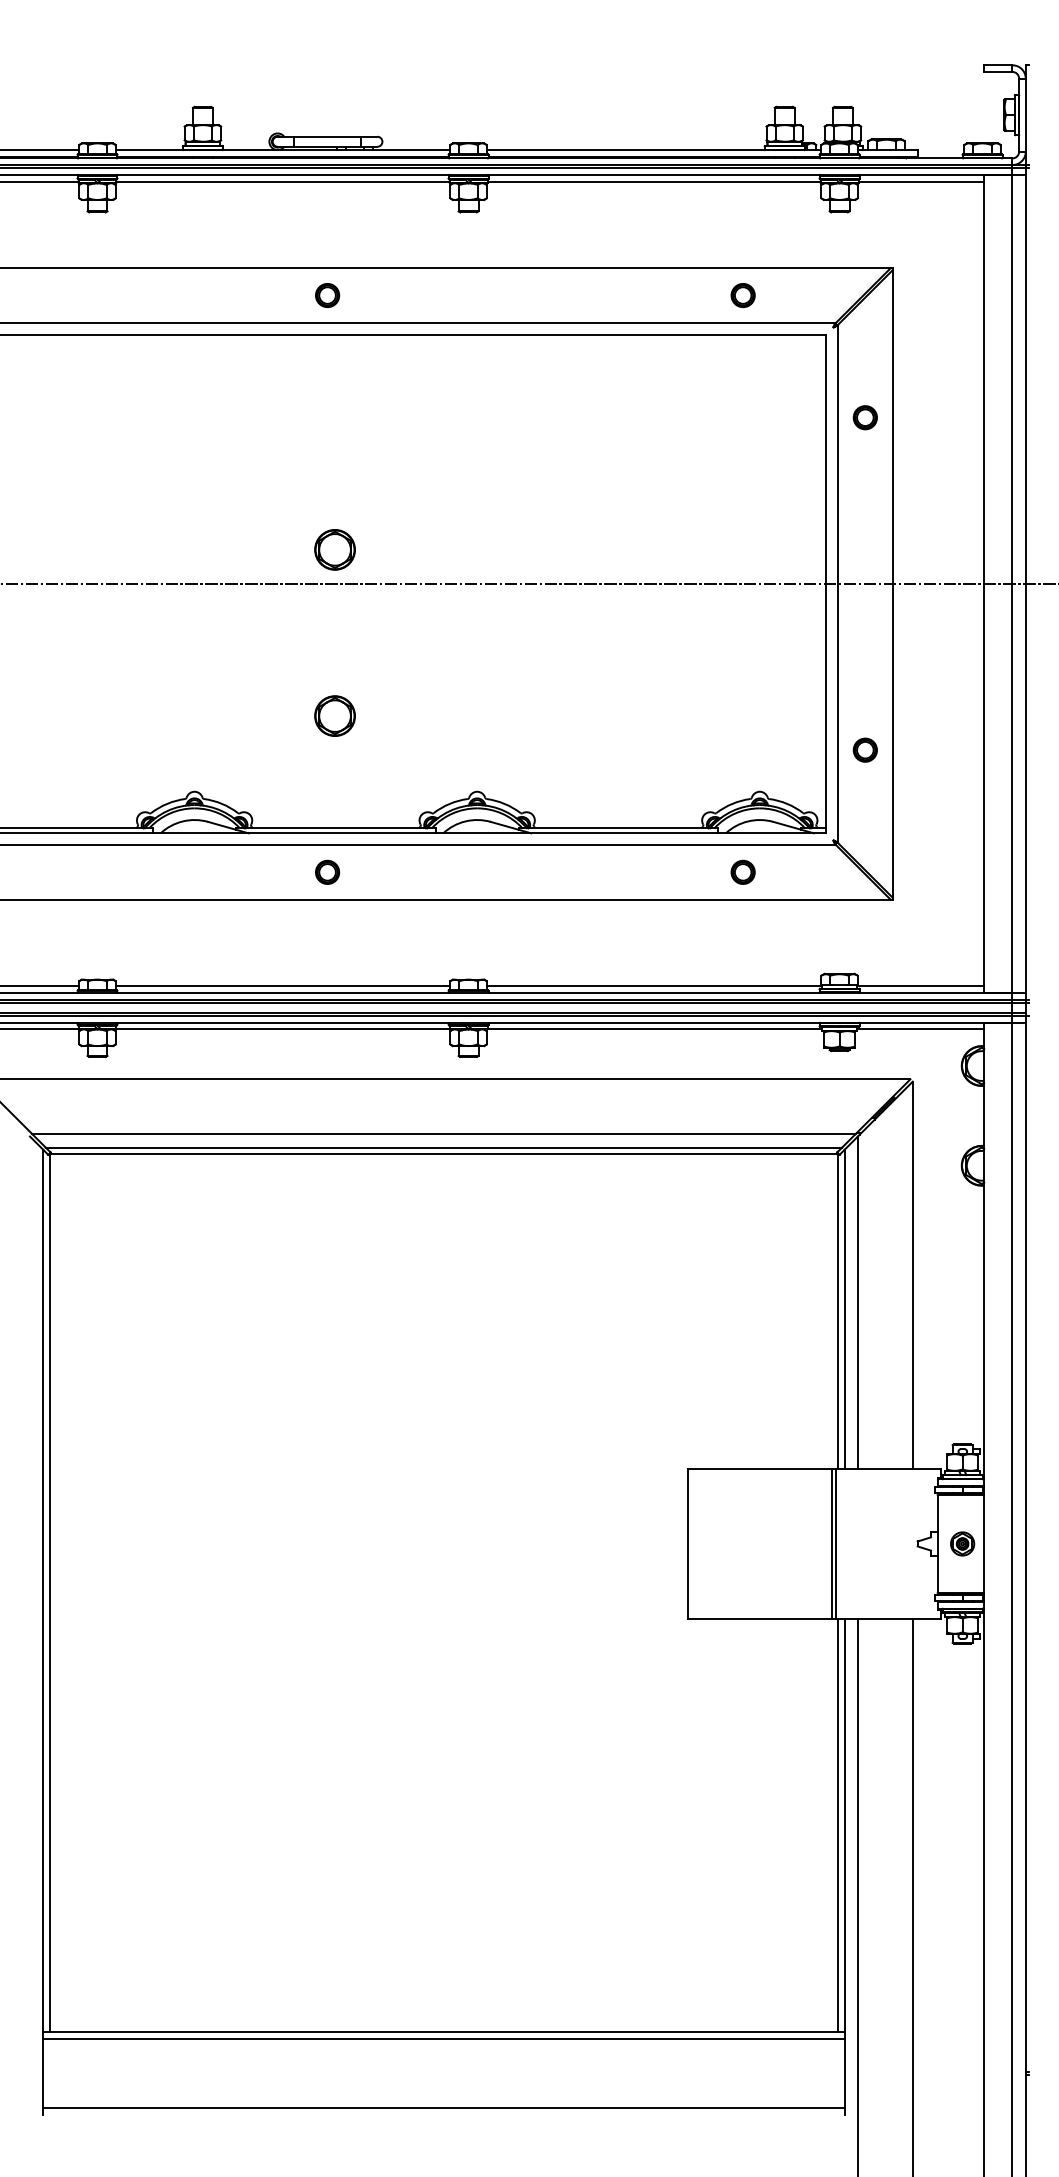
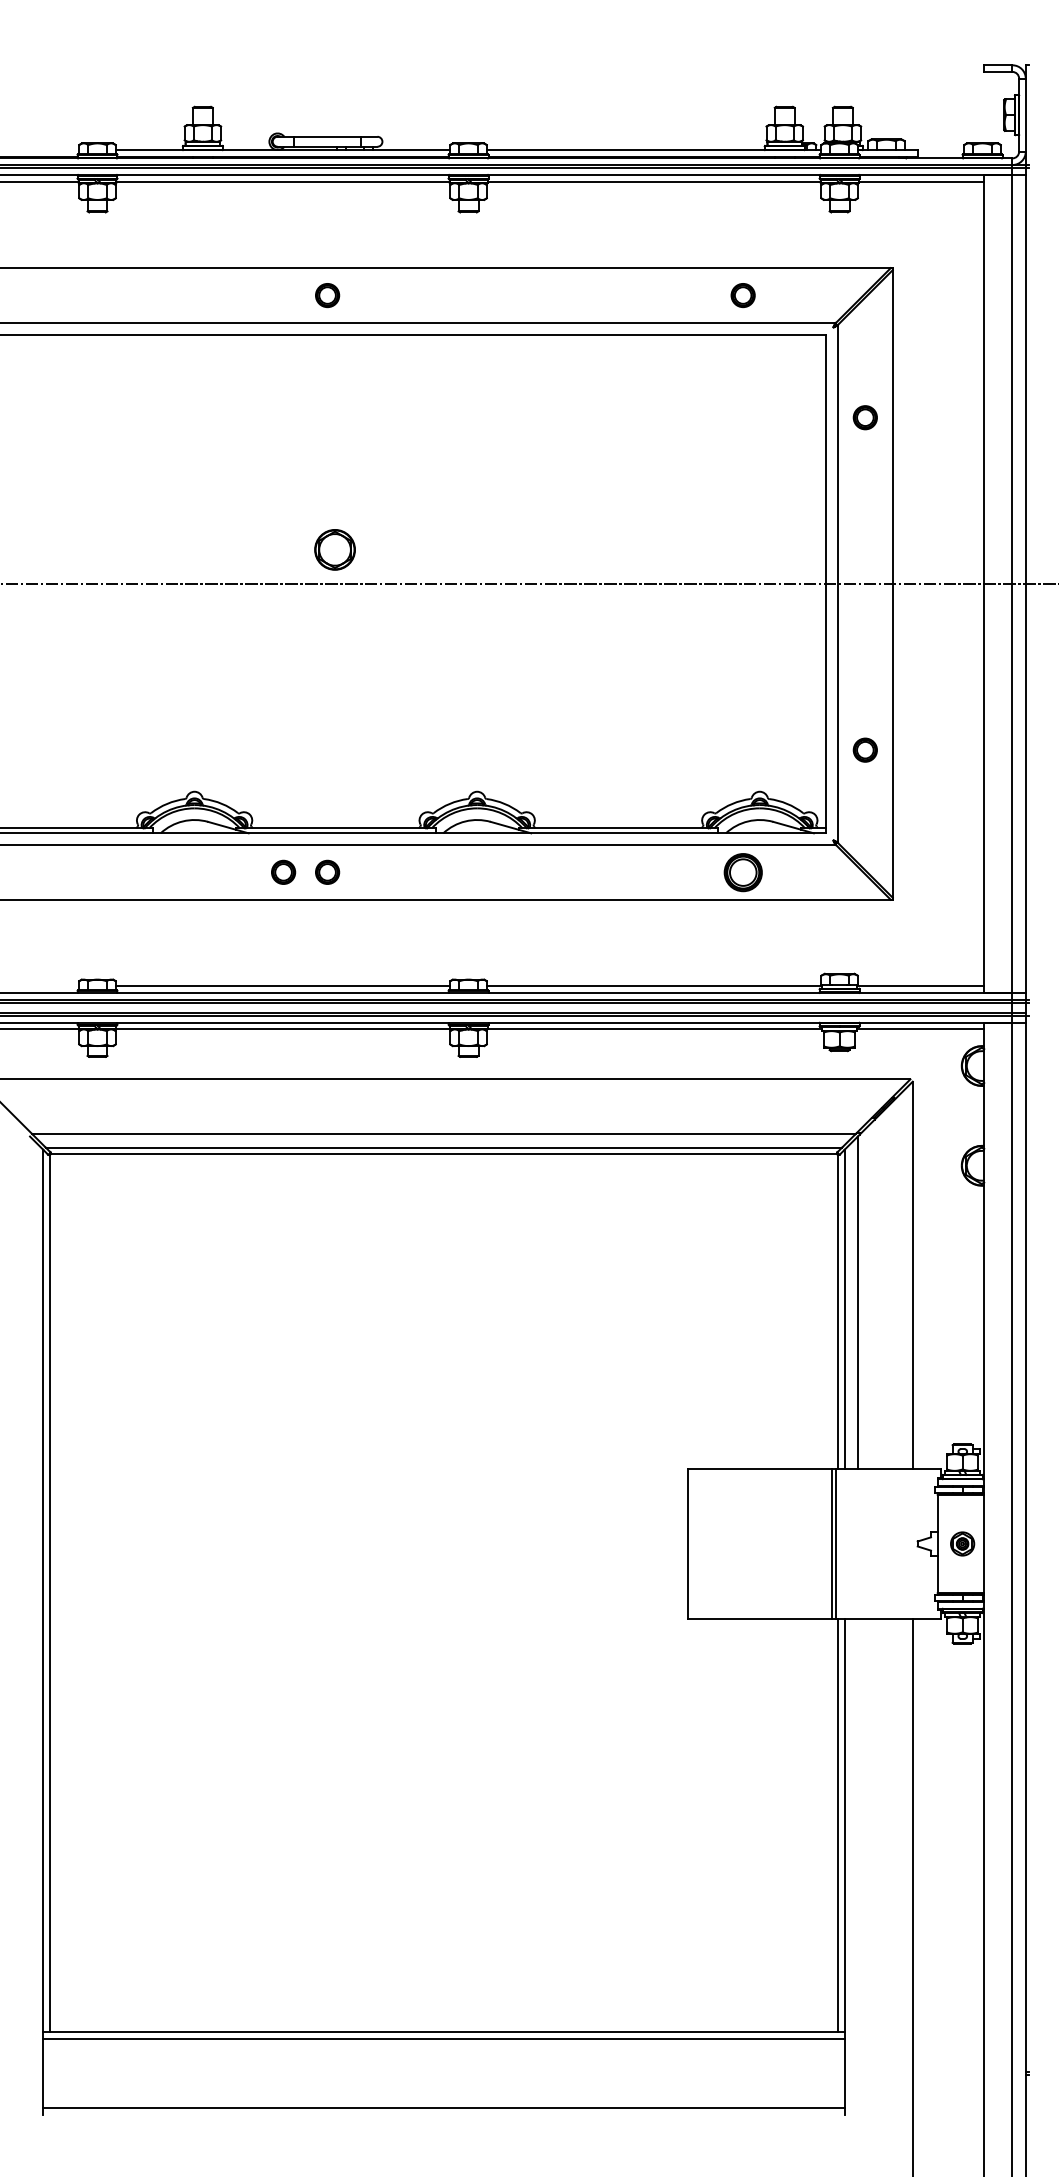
line: present -> none (40, 150)
part: present -> none (334, 715)
part: none -> present (283, 871)
part size: 26x26 px -> 40x40 px (742, 872)
line: present -> none (40, 986)
line: present -> none (857, 1895)
